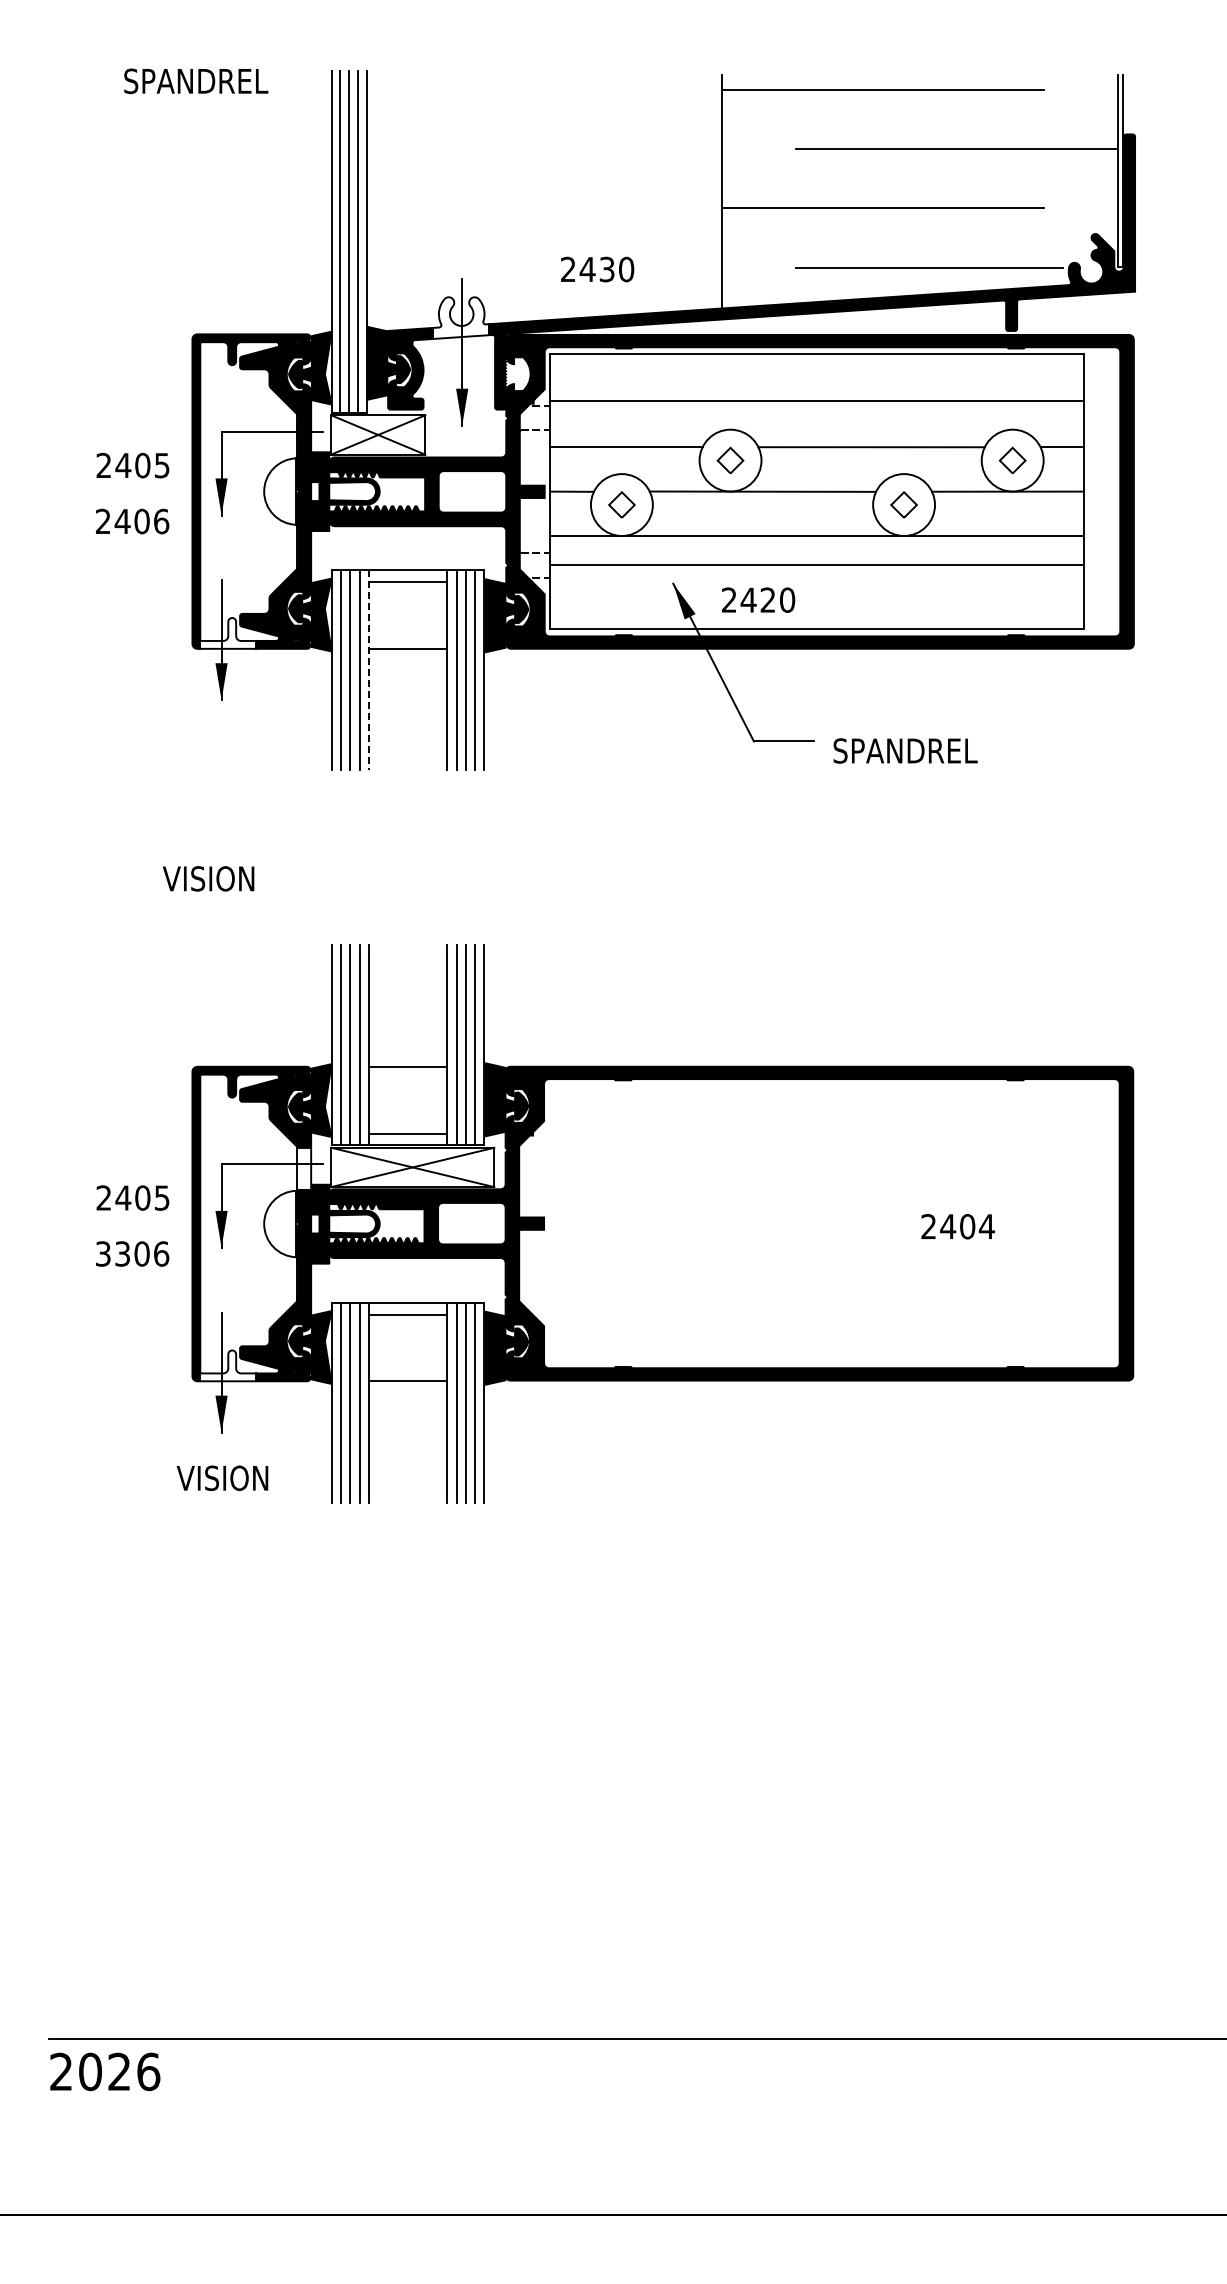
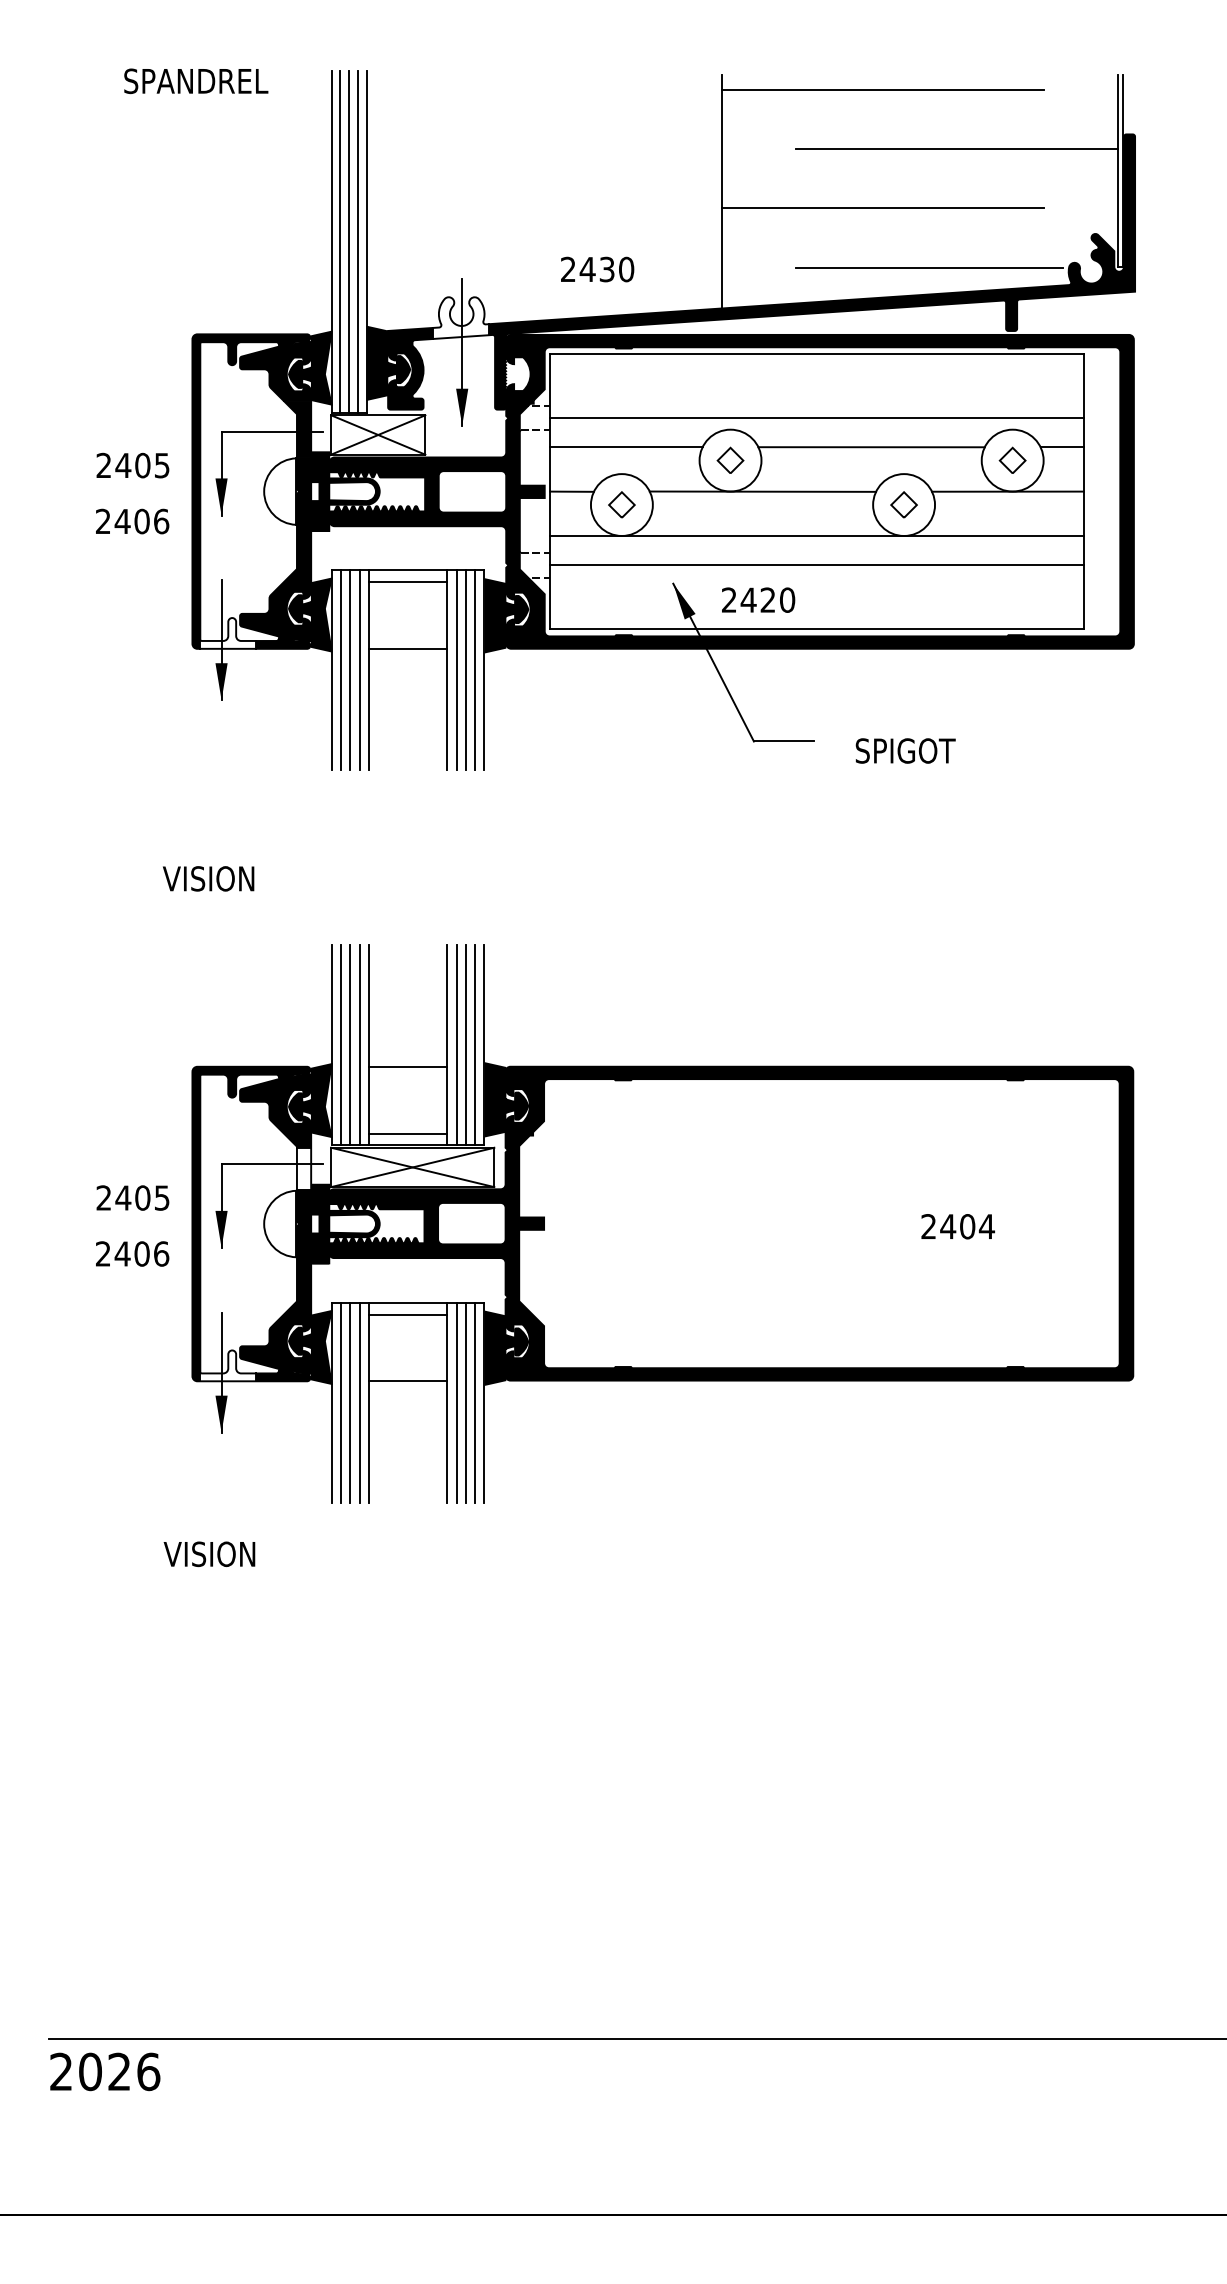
line position: (816, 400) -> (816, 417) (816, 417)
line: dashed -> solid (369, 670)
text: SPANDREL -> SPIGOT (905, 750)
text: 3306 -> 2406 (113, 1253)
text position: (222, 1478) -> (209, 1554) (209, 1554)
